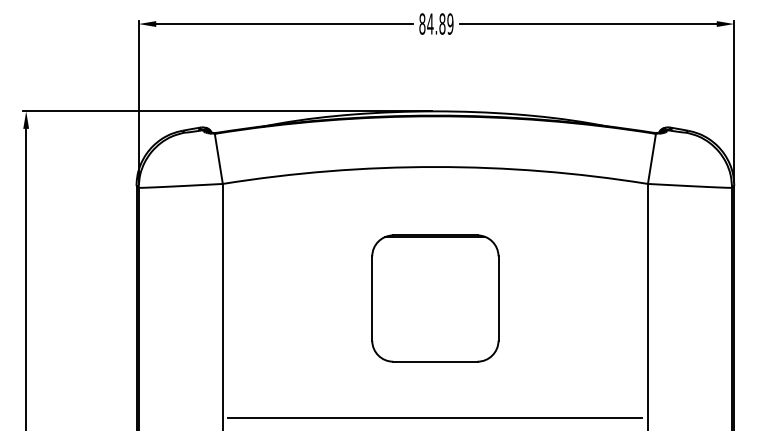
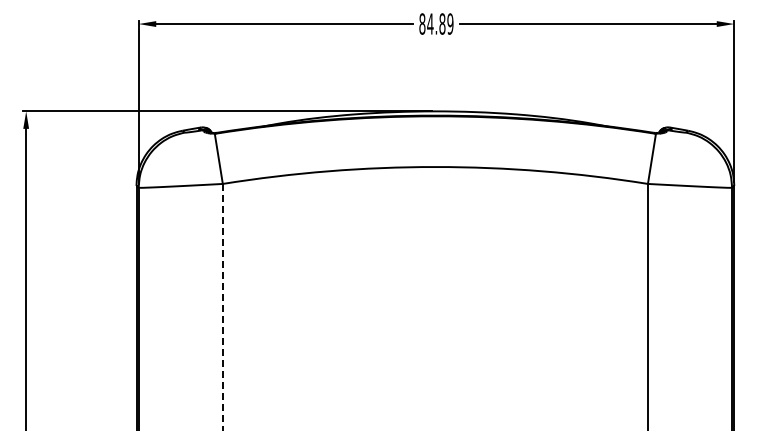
part: present -> none (435, 298)
line: solid -> dashed (222, 307)
line: present -> none (435, 417)
